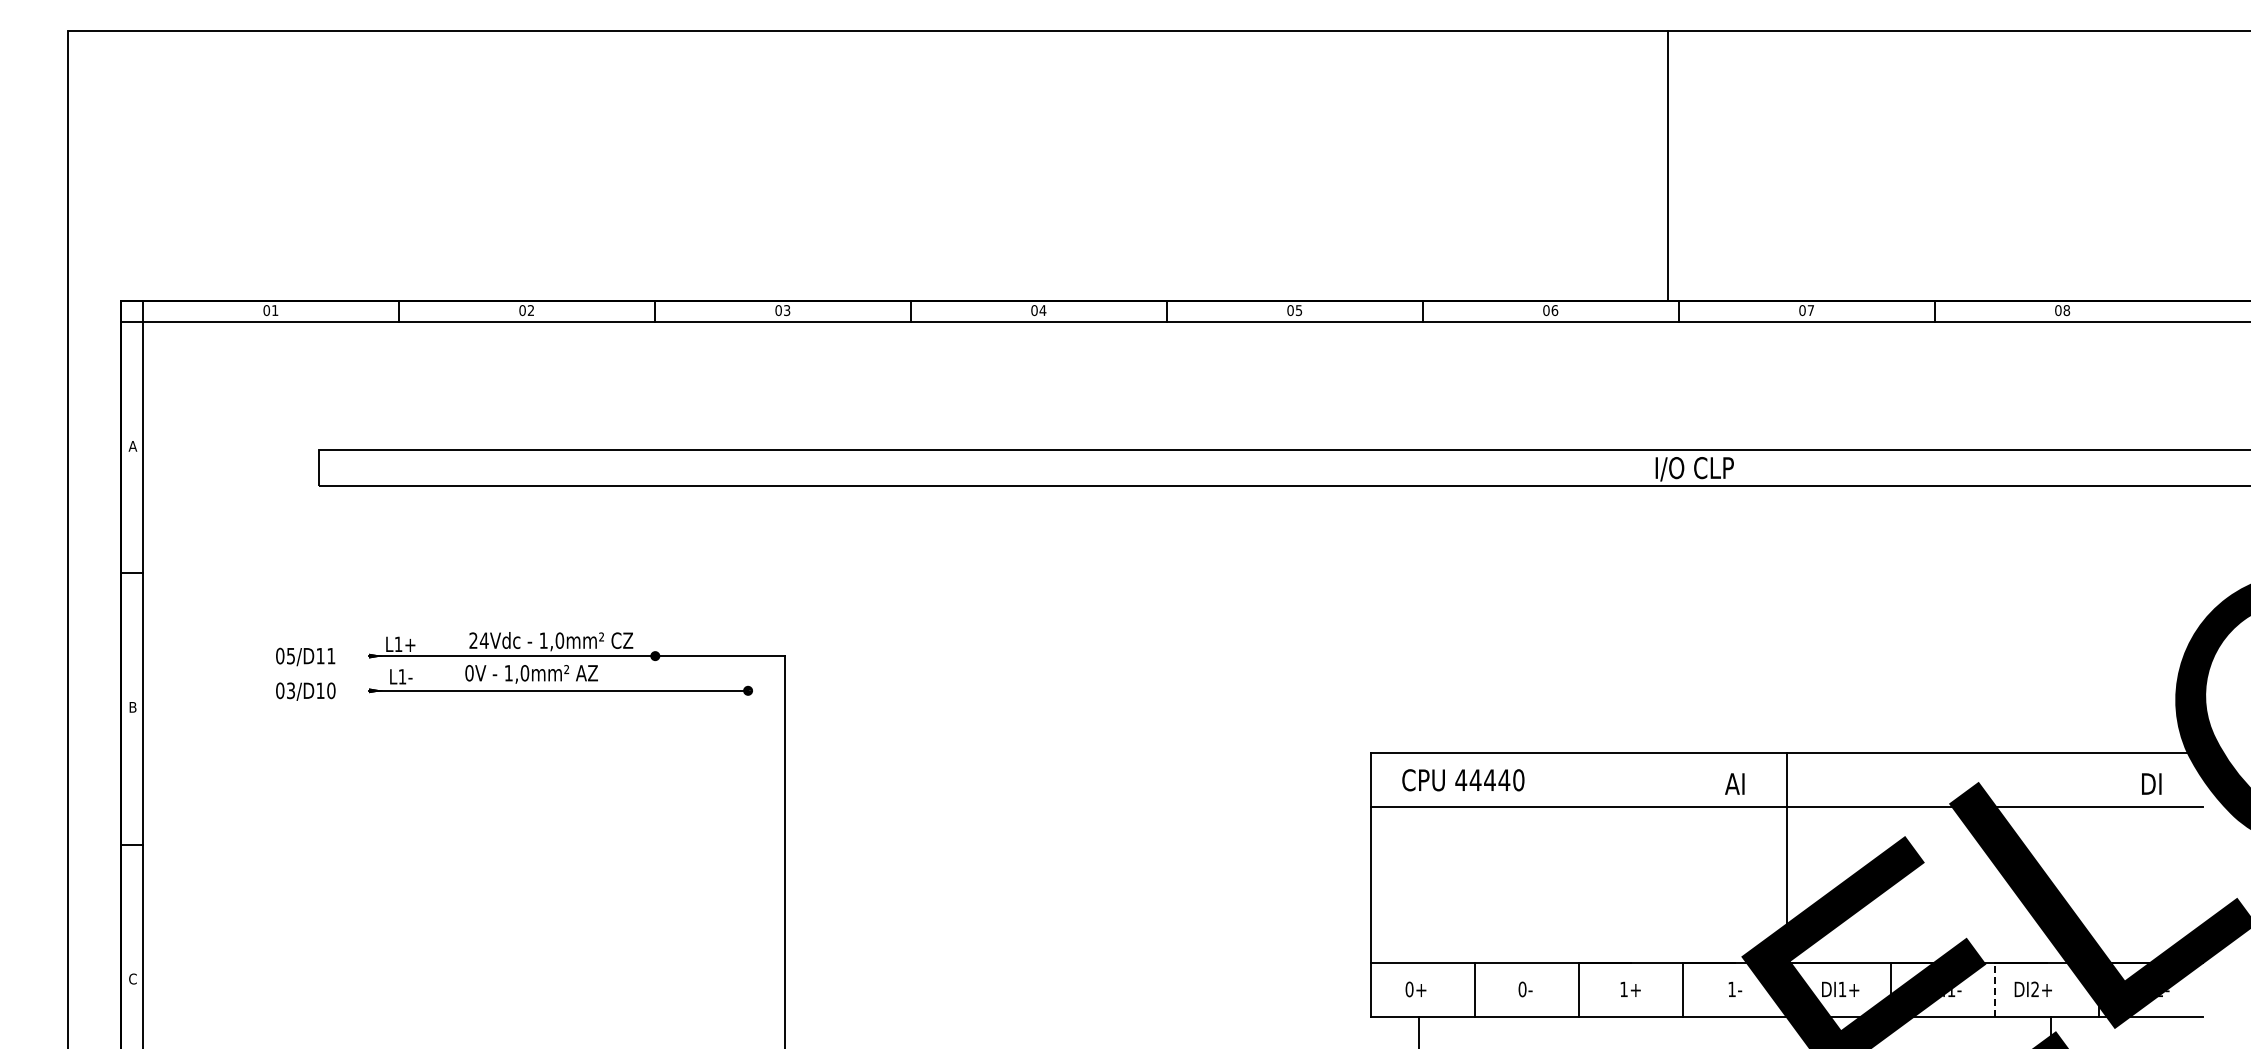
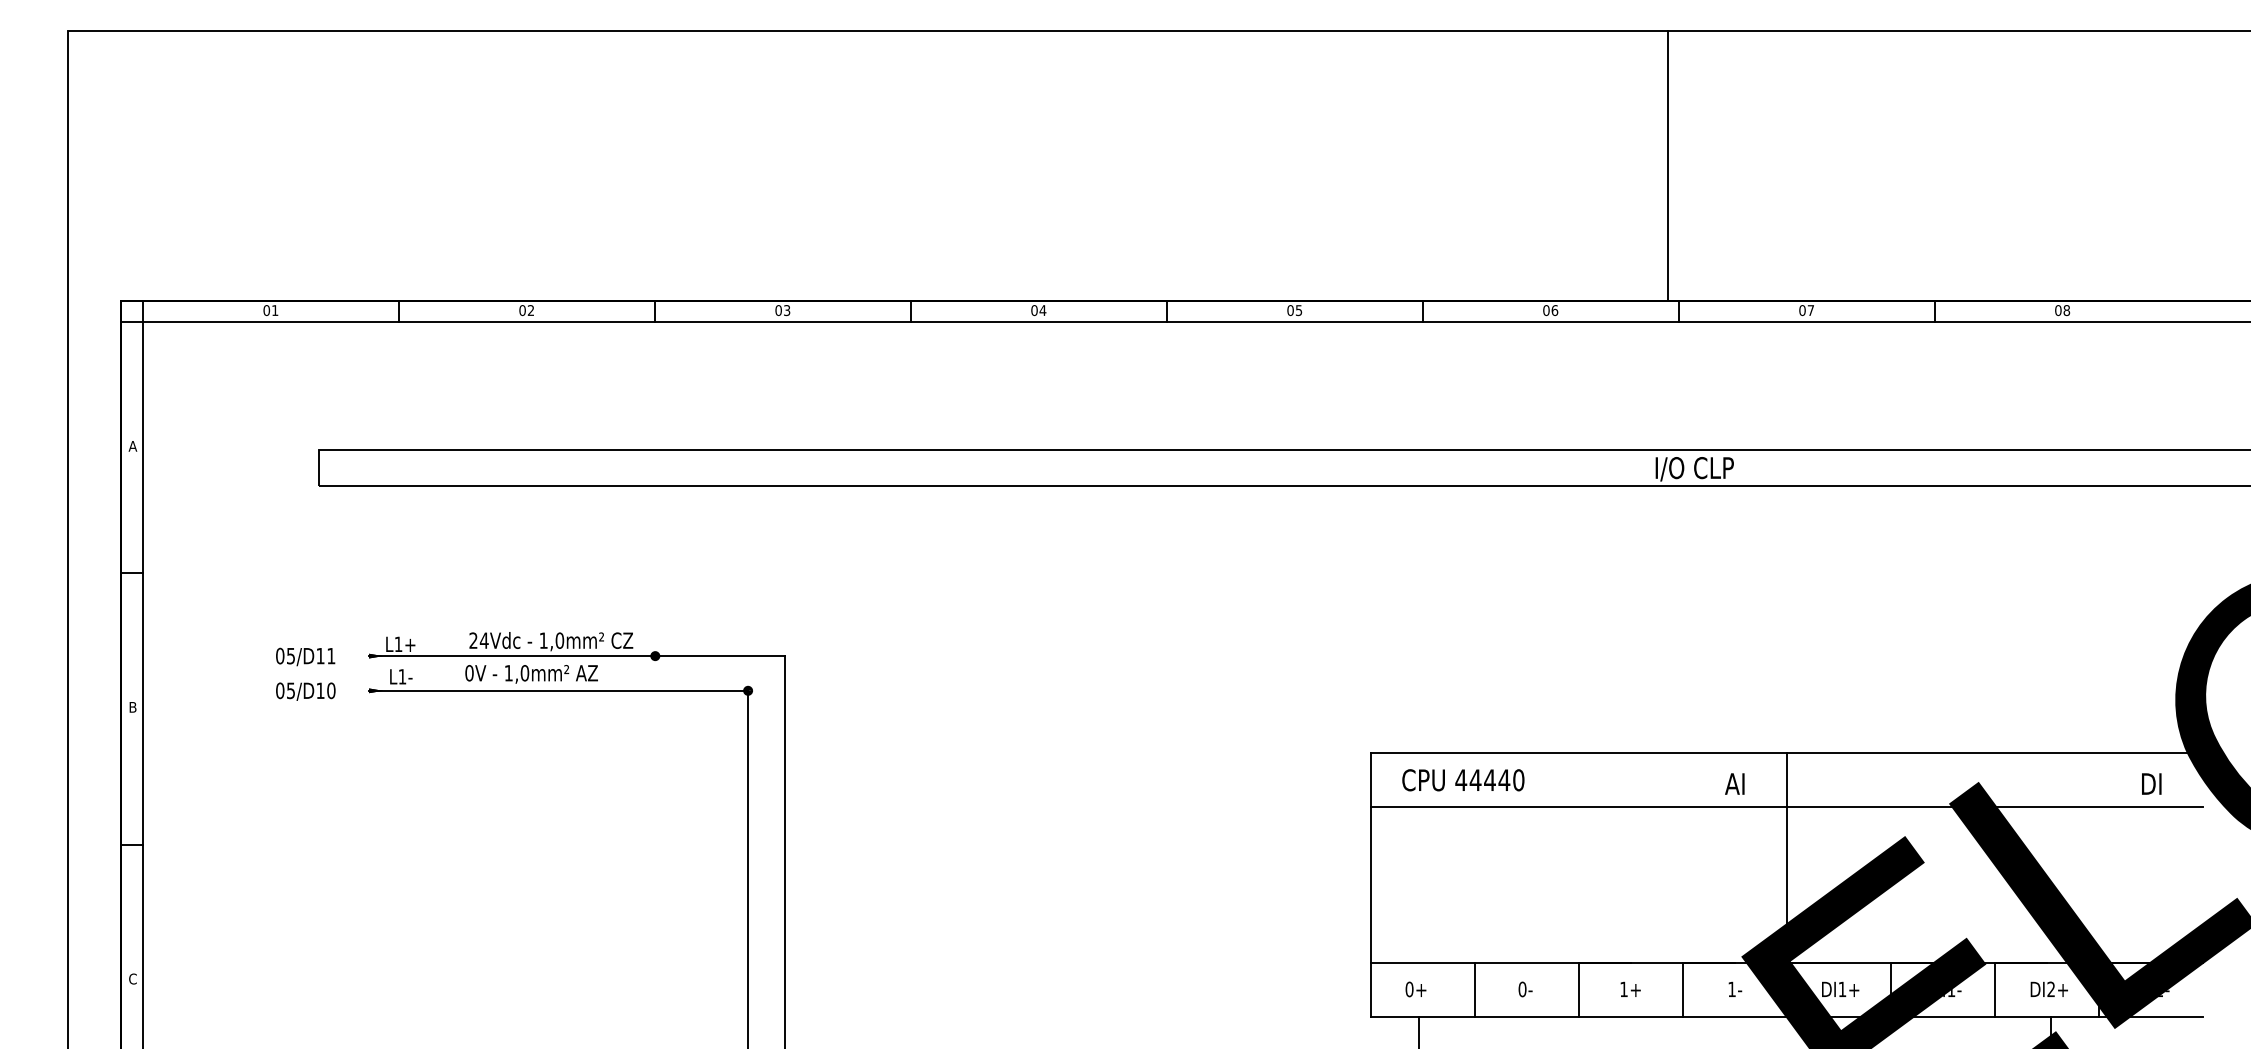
text: 03/D10 -> 05/D10 (290, 690)
line: none -> present (748, 869)
text position: (2032, 988) -> (2048, 988) (2048, 988)
line: dashed -> solid (1995, 990)
